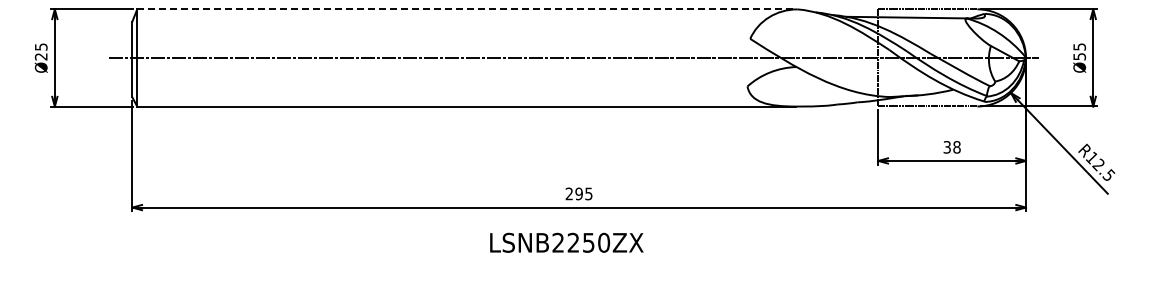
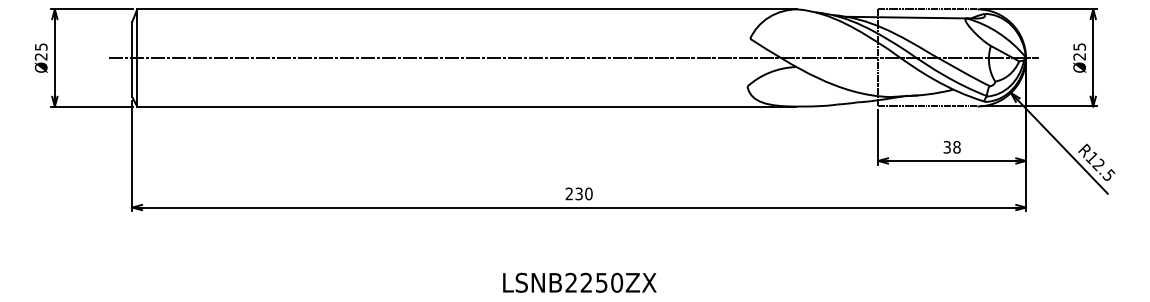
line: dashed -> solid (467, 9)
text: Ø55 -> Ø25 (1079, 56)
text: 295 -> 230 (583, 193)
text position: (566, 242) -> (579, 282) (579, 282)
